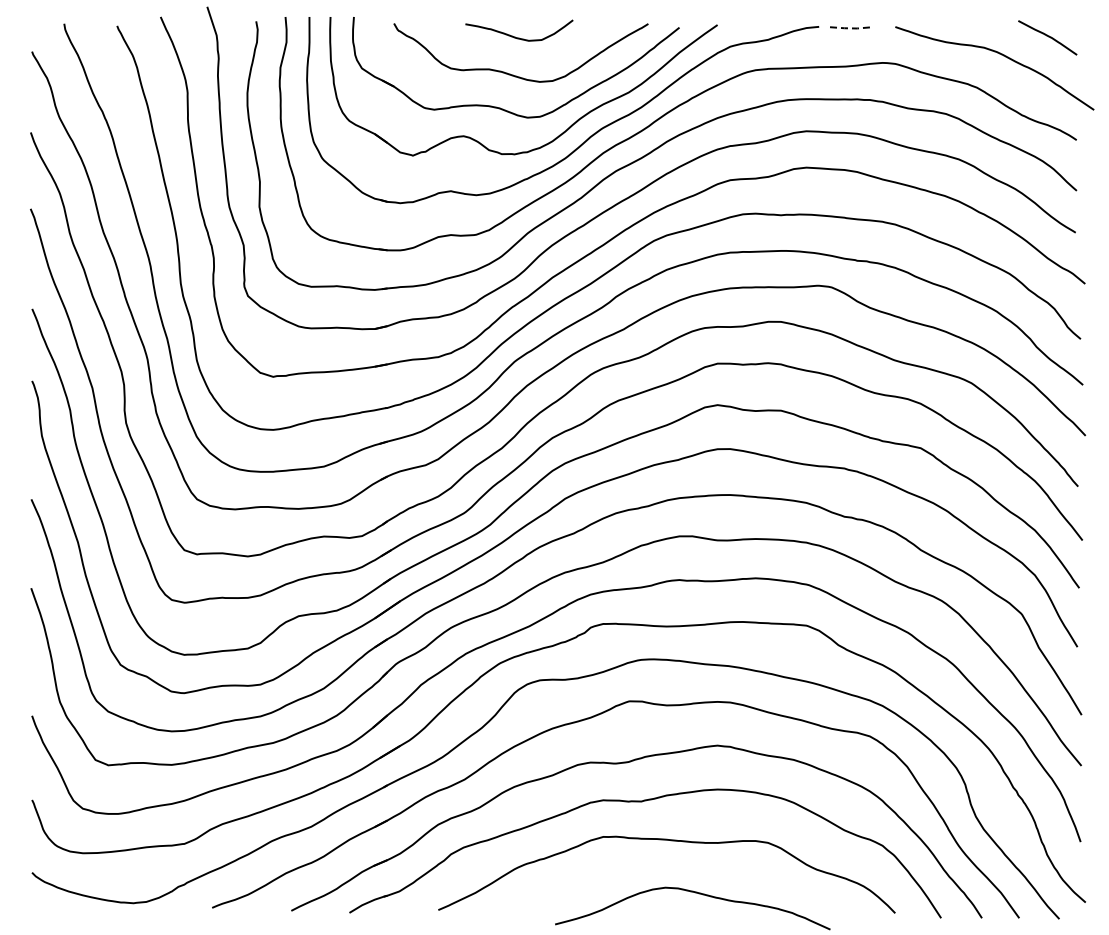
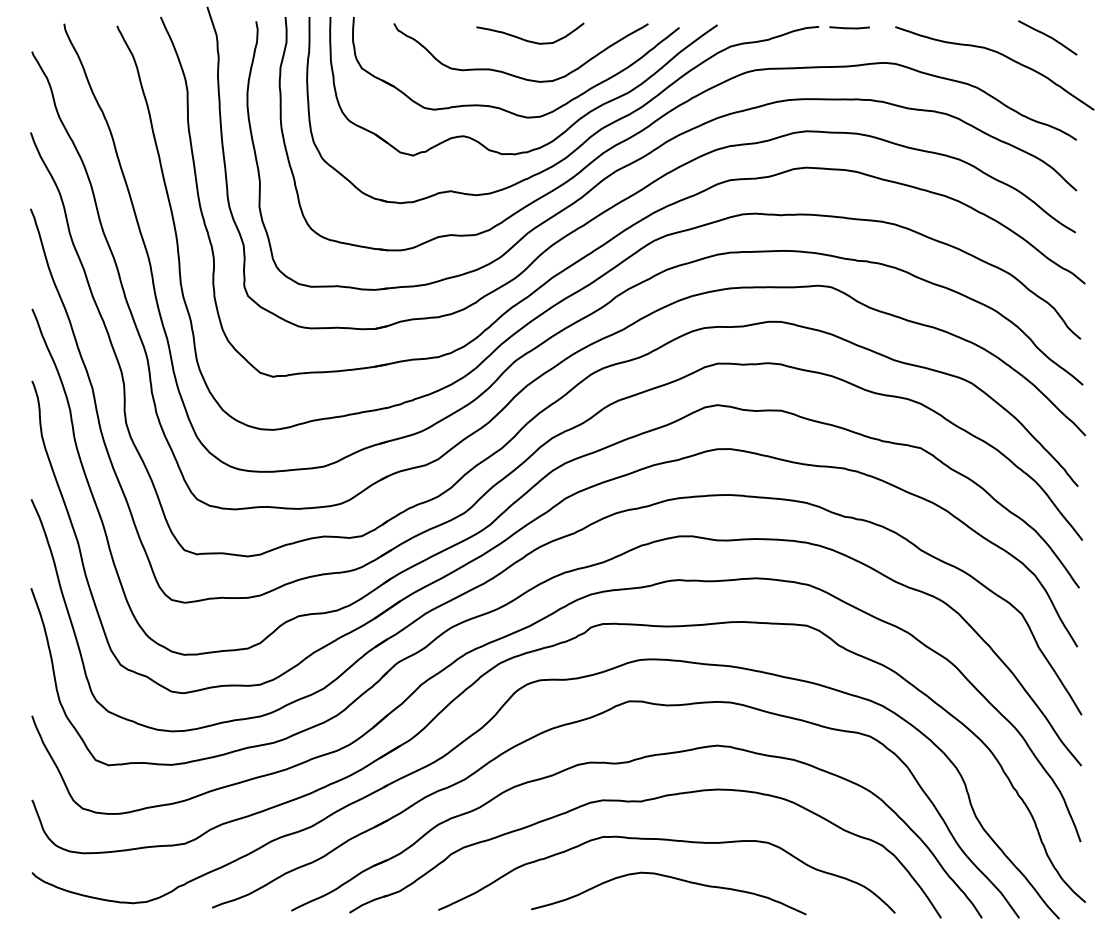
line: dashed -> solid (849, 28)
curve position: (519, 37) -> (530, 40) (530, 40)
curve position: (695, 893) -> (671, 878) (671, 878)
